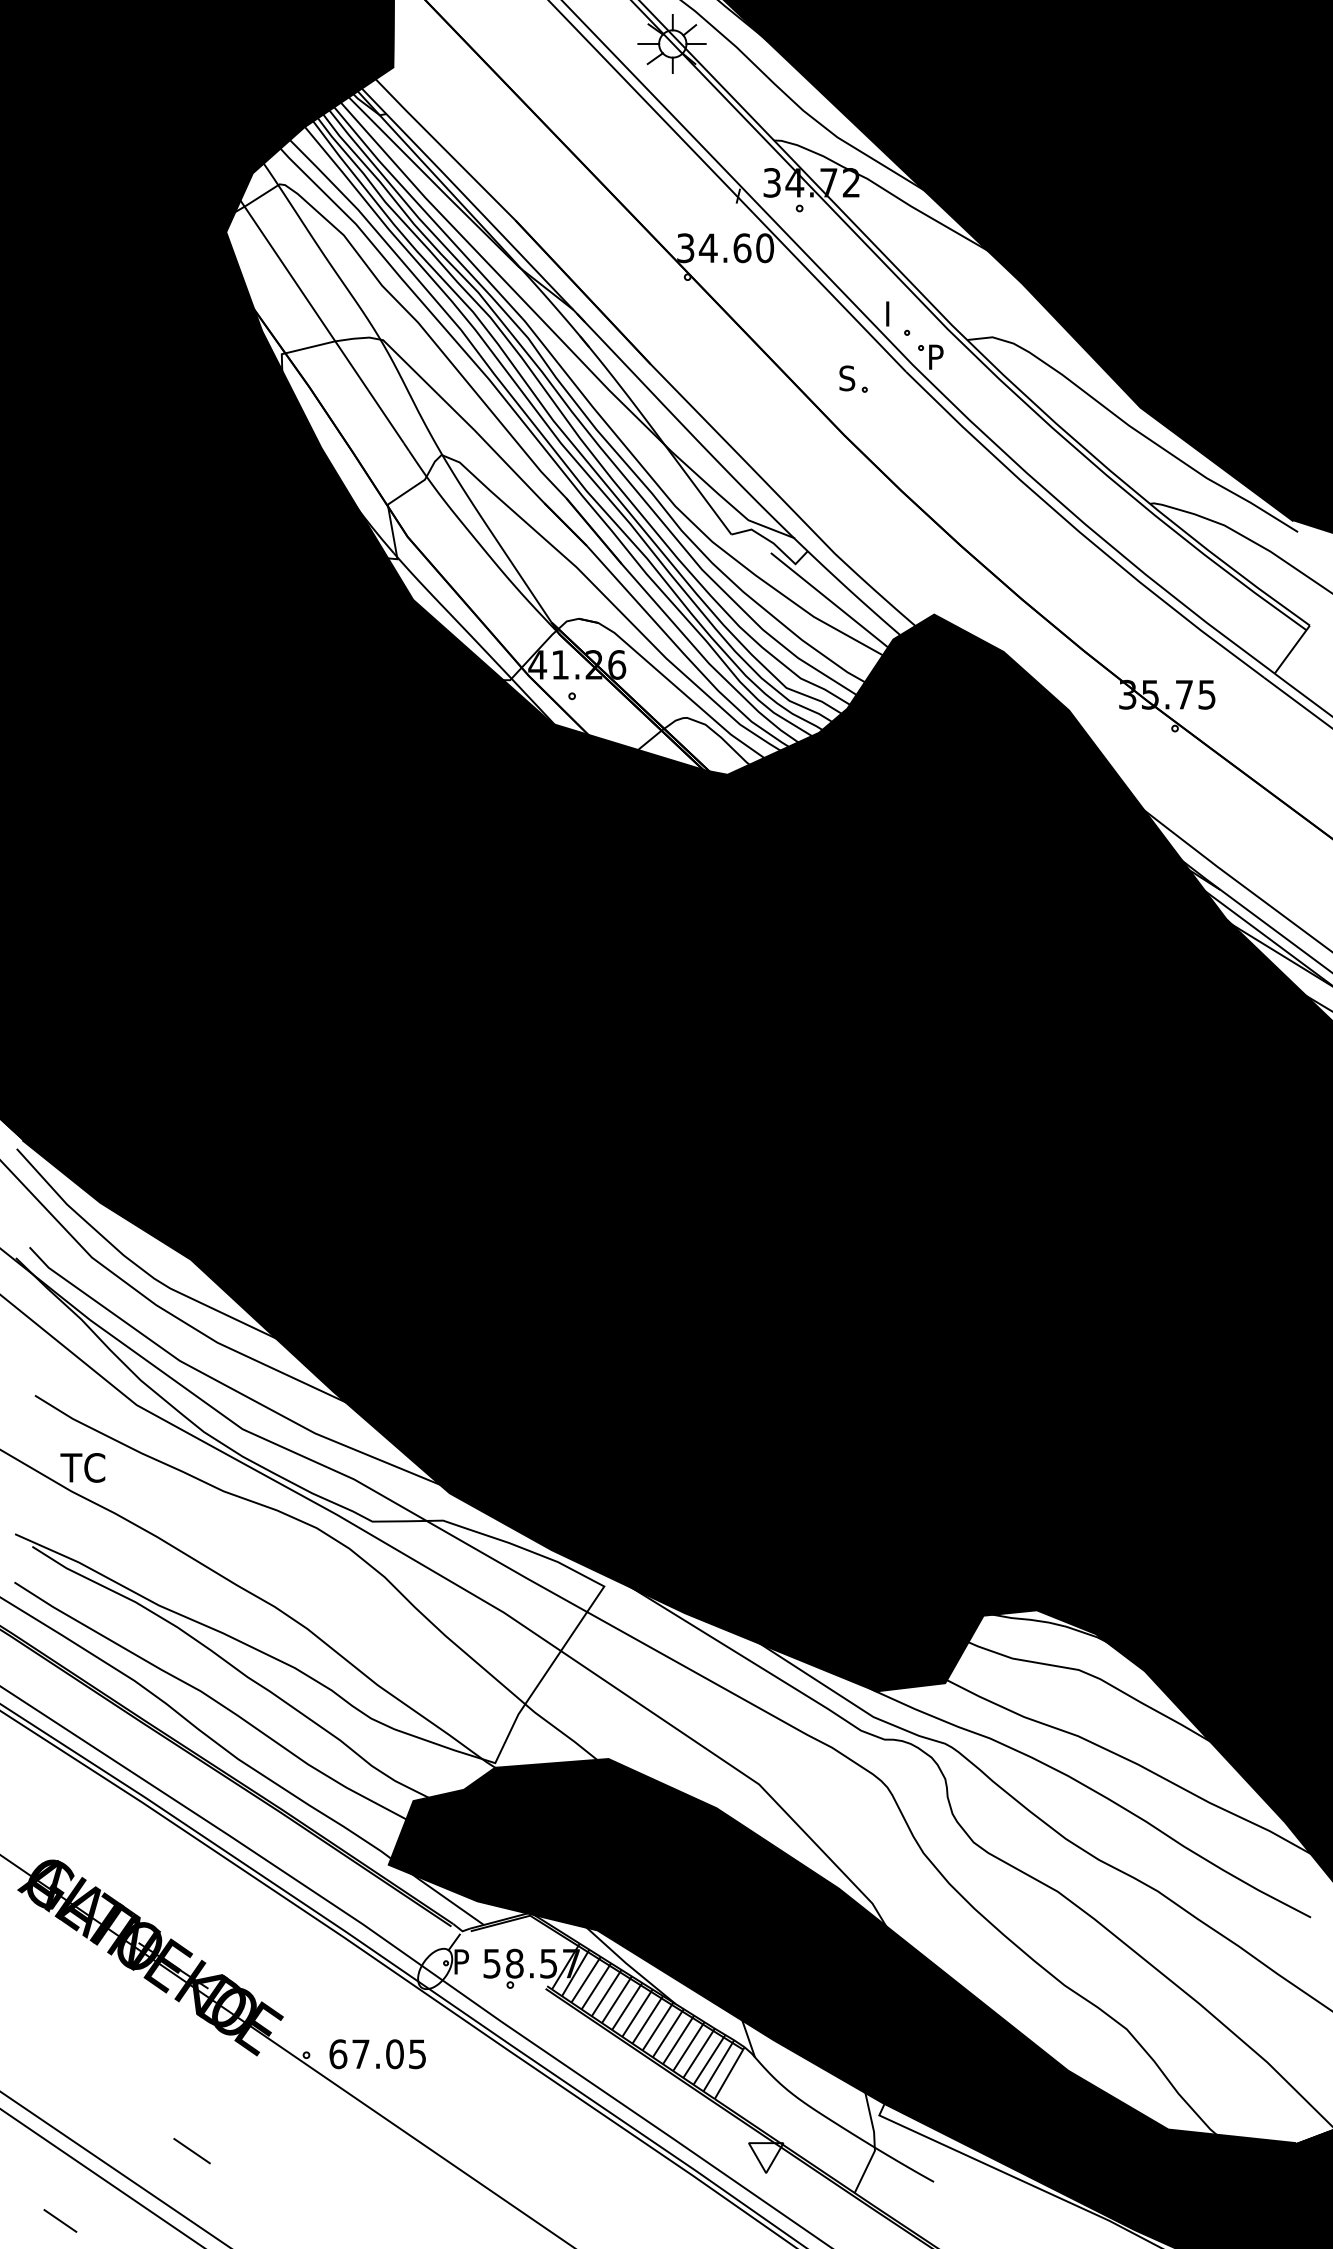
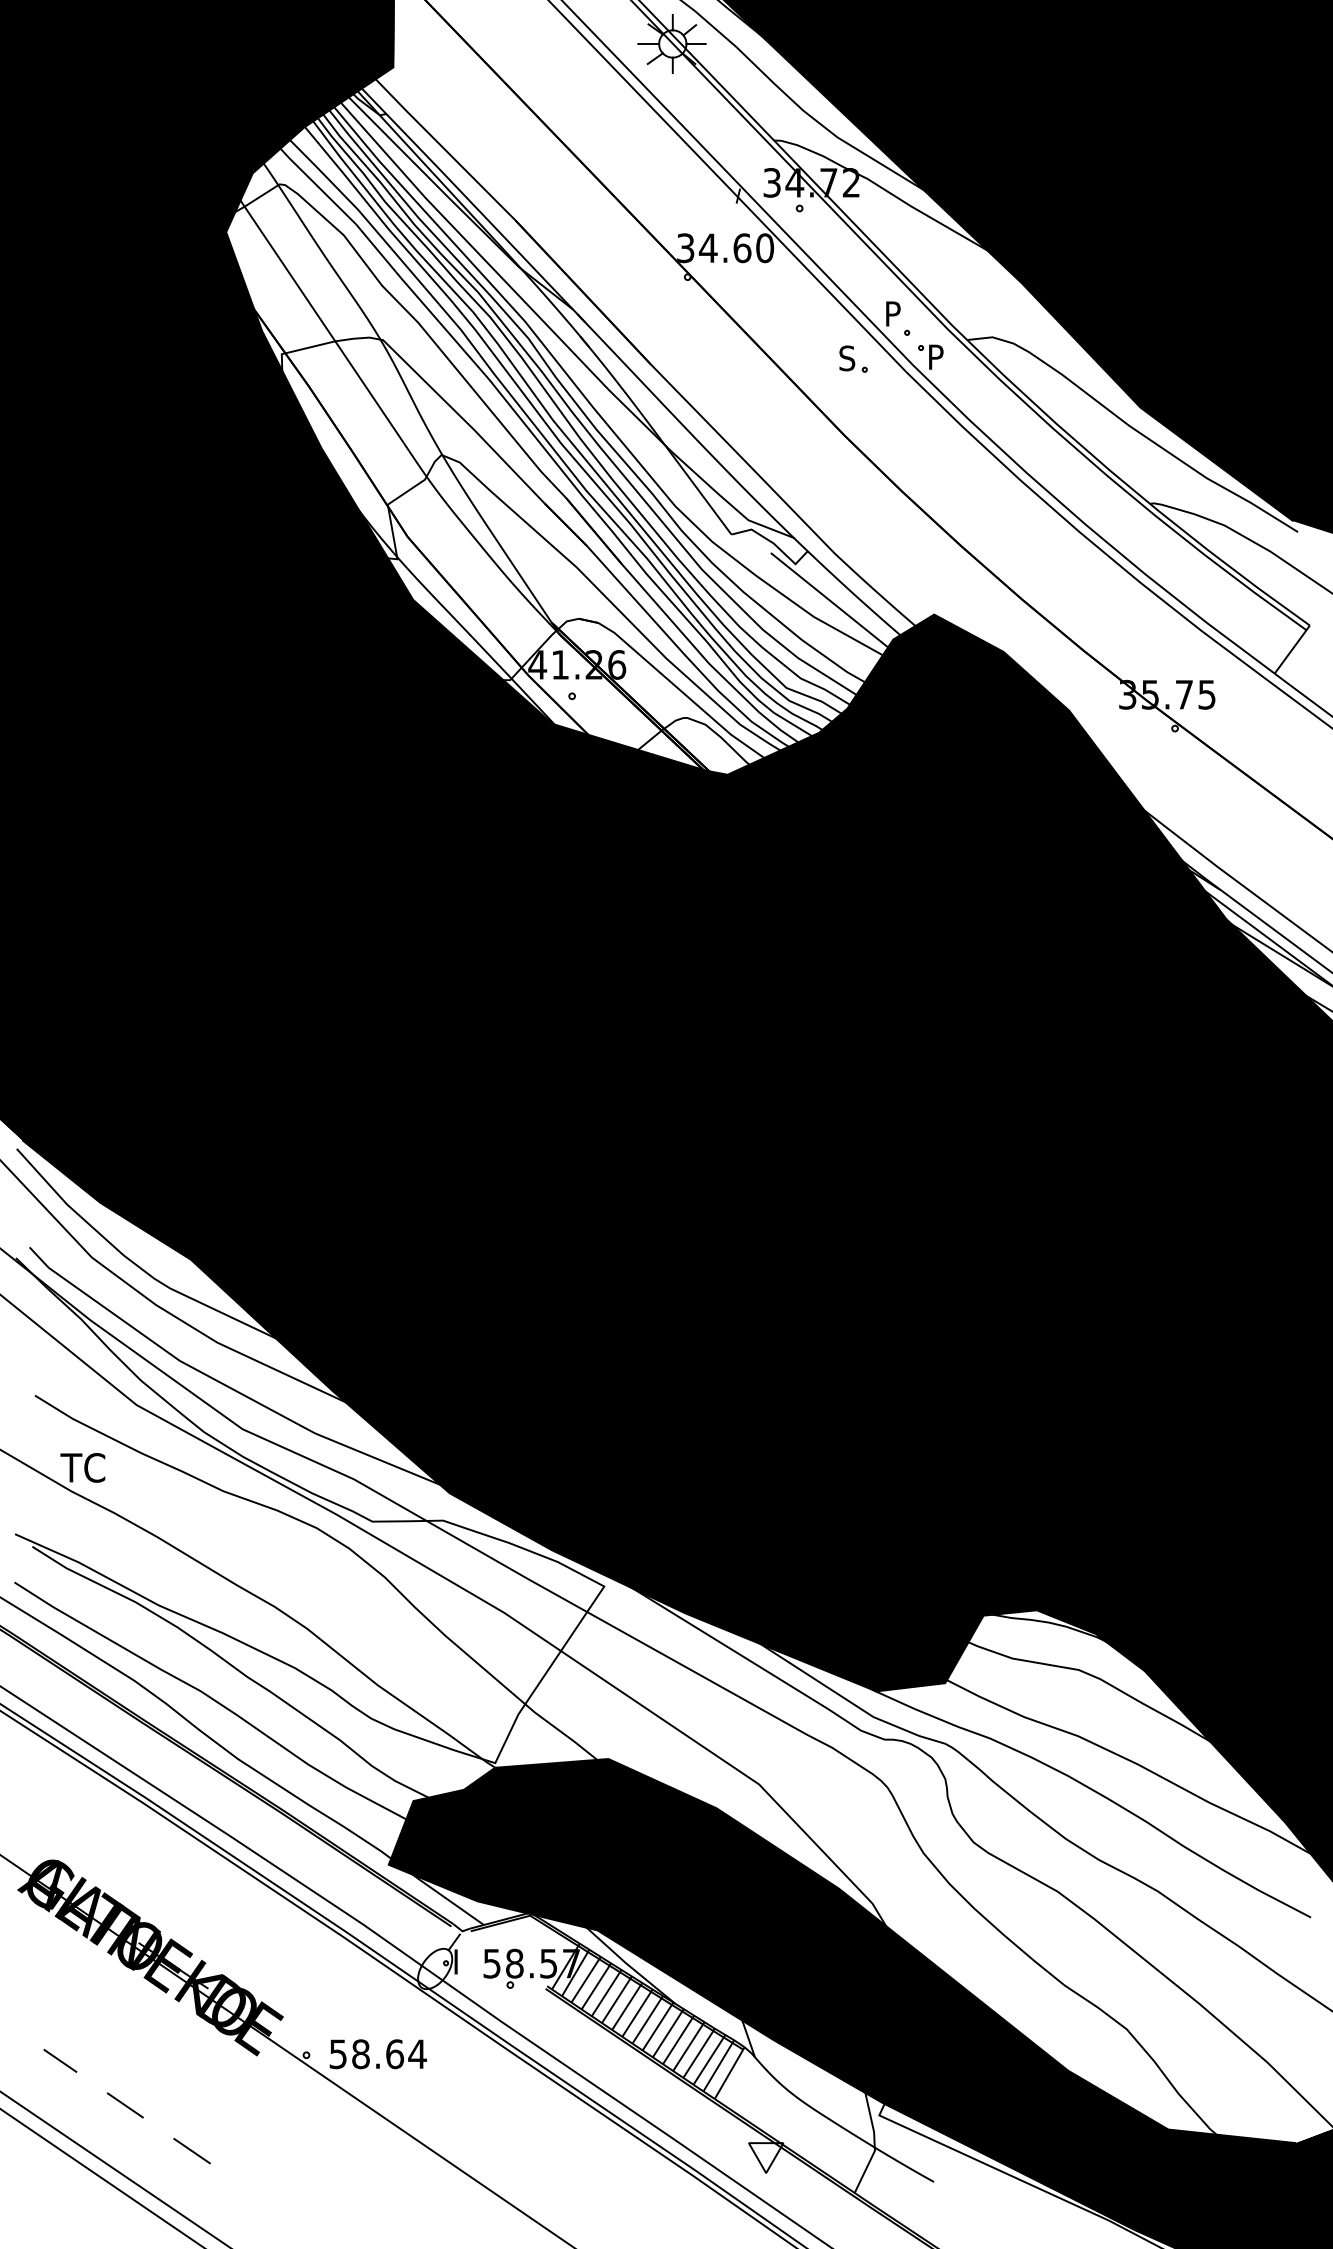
text: I -> P (894, 308)
part position: (853, 378) -> (853, 358) (853, 358)
text: P -> I (463, 1956)
text: 67.05 -> 58.64 (377, 2054)
line: none -> present (124, 2105)
line position: (60, 2220) -> (60, 2060) (60, 2060)
